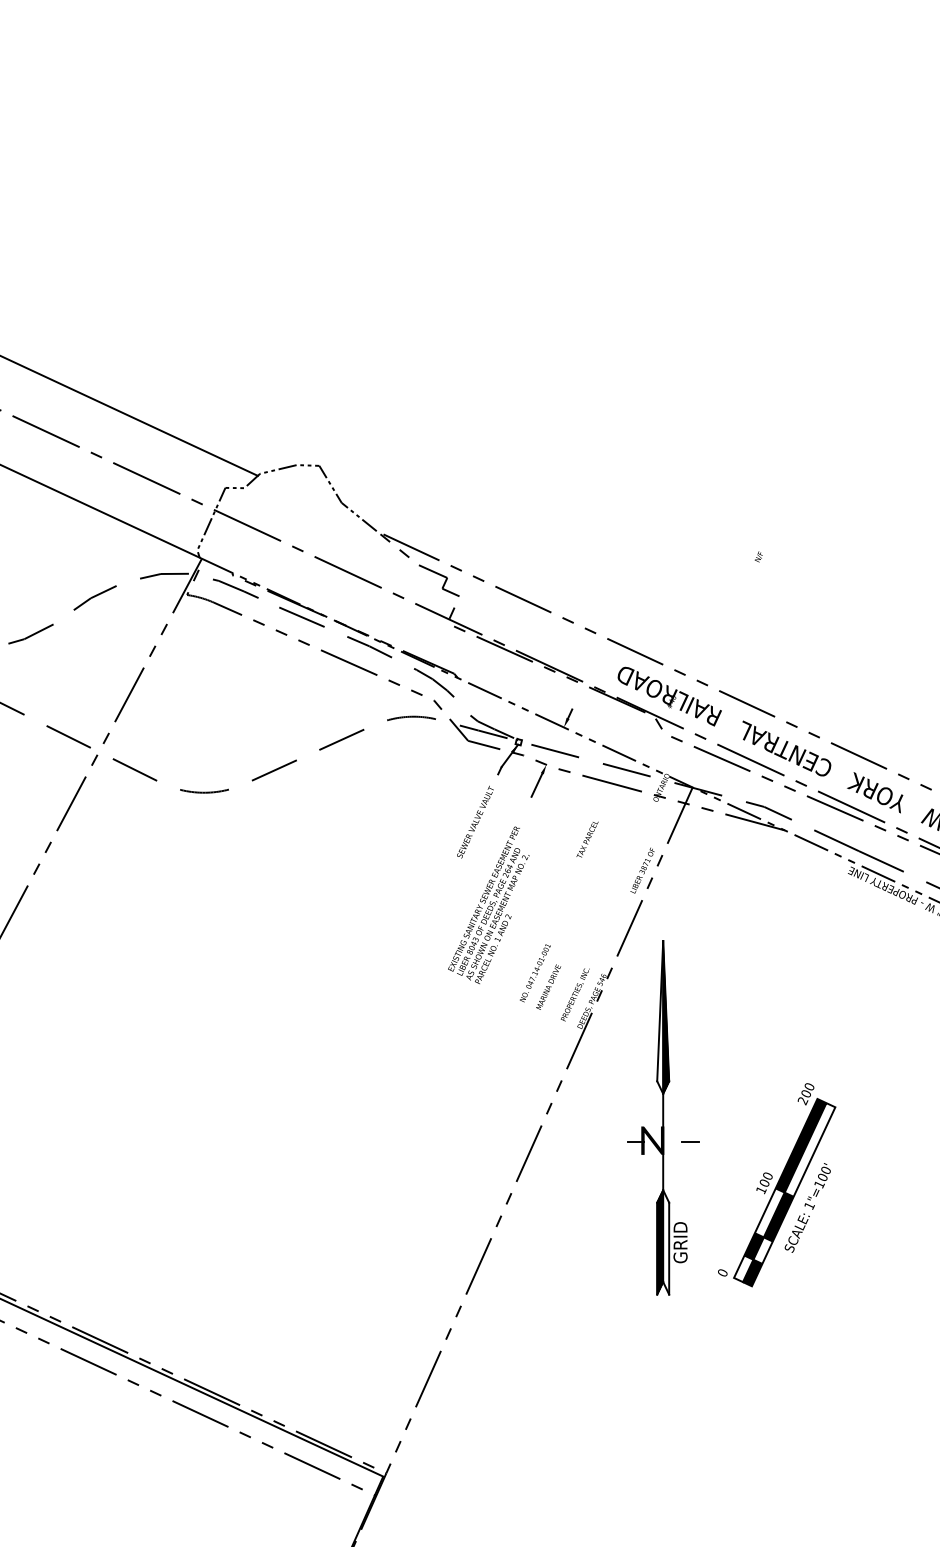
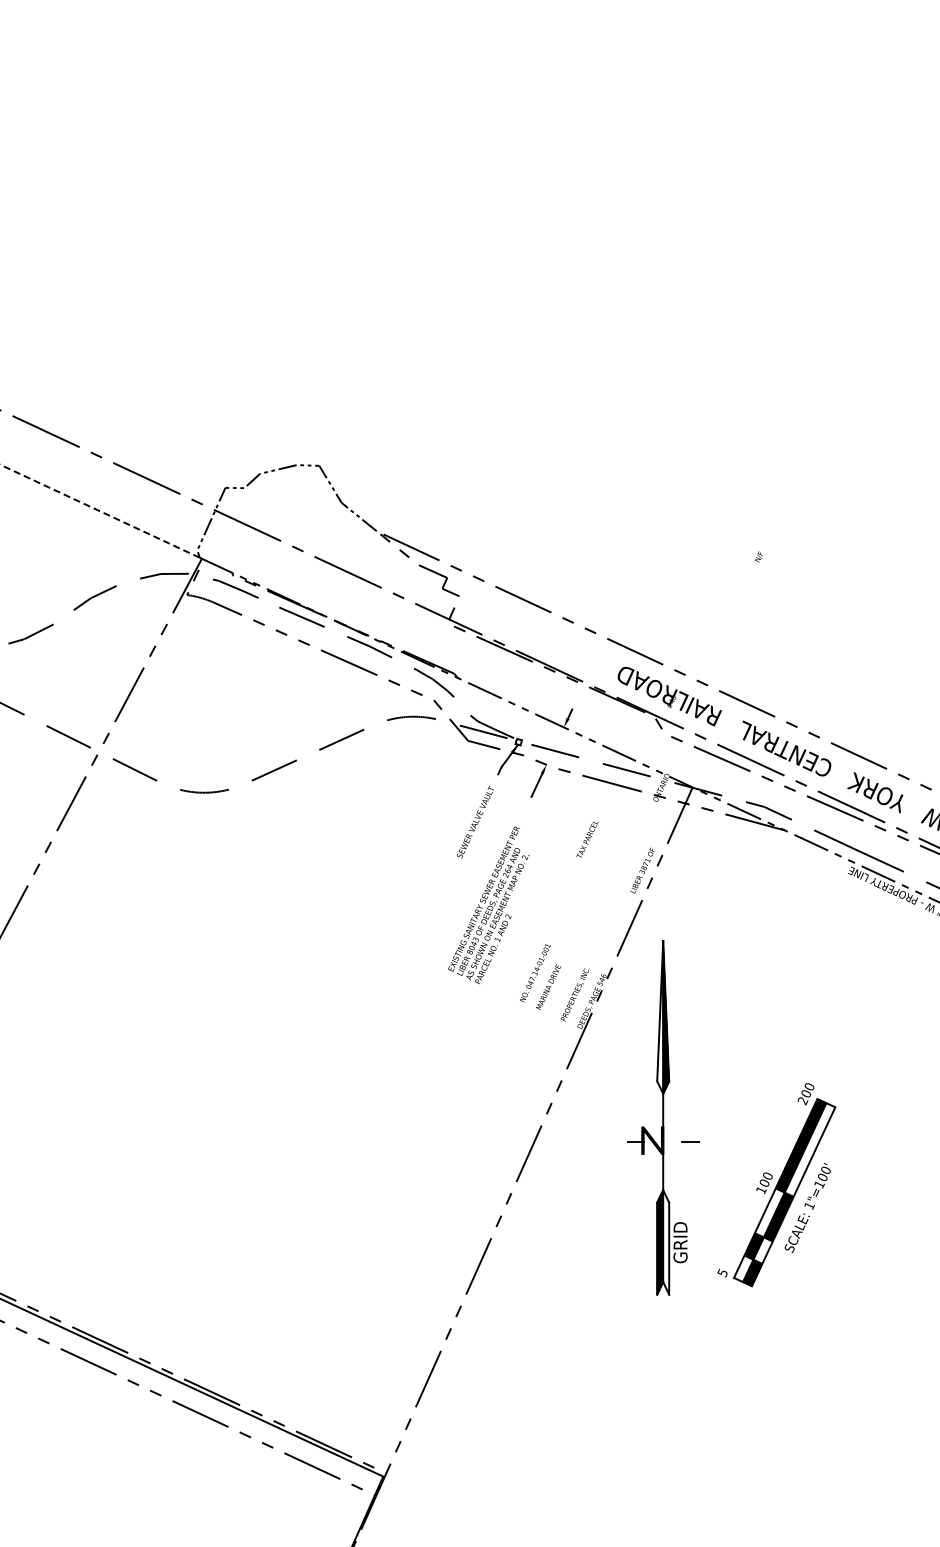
line: present -> none (129, 415)
line: solid -> dashed (100, 511)
text: 0 -> 5 (721, 1273)
